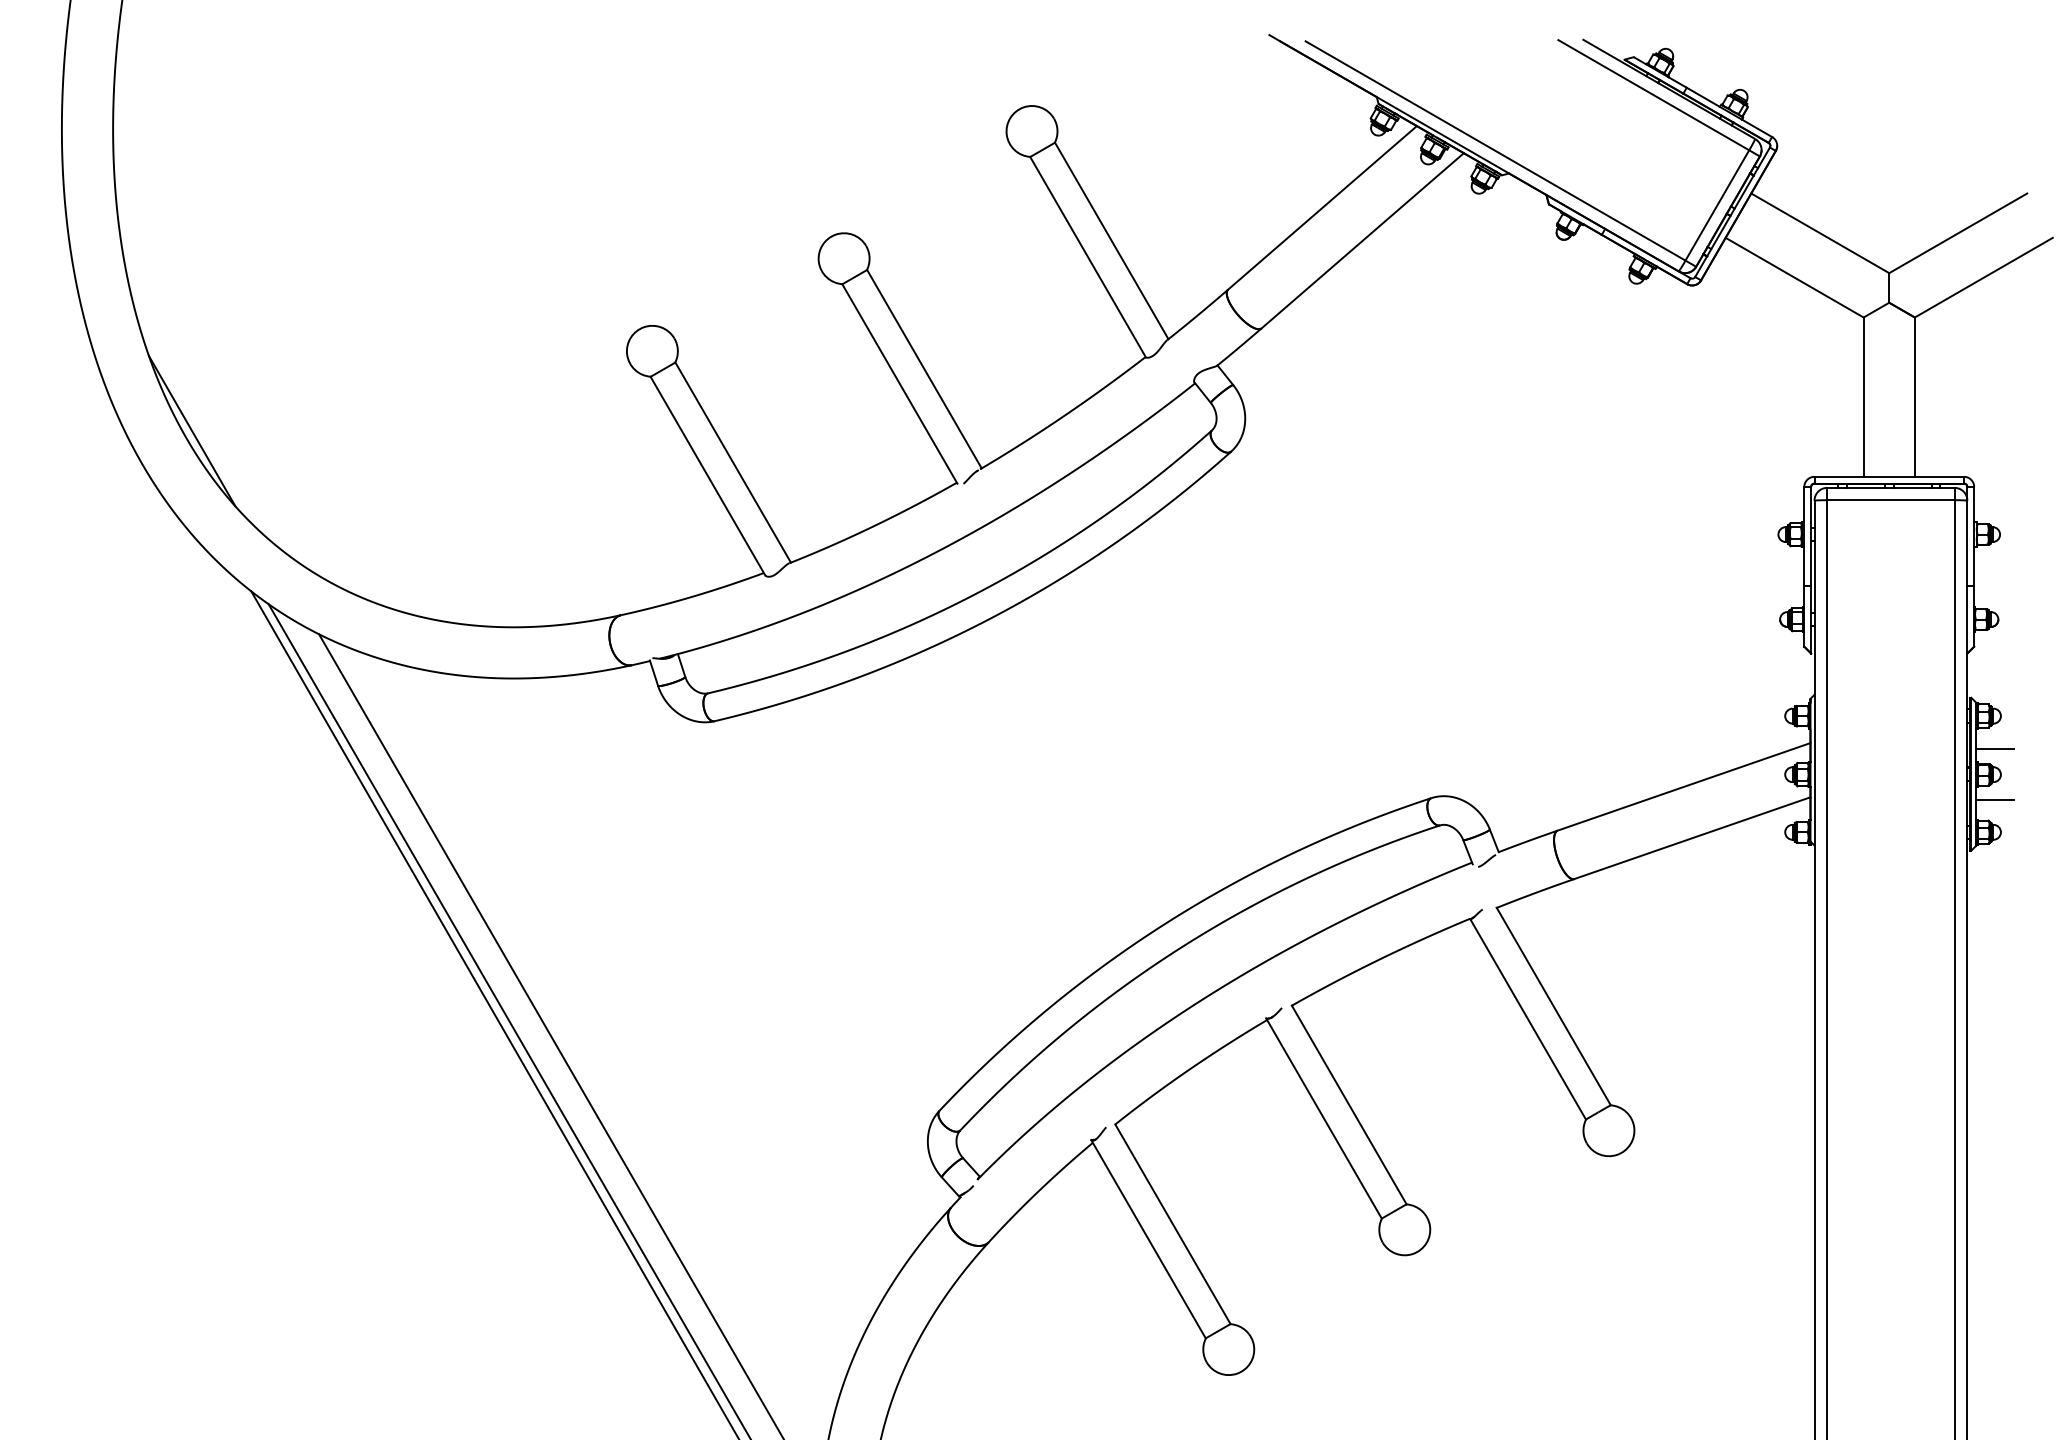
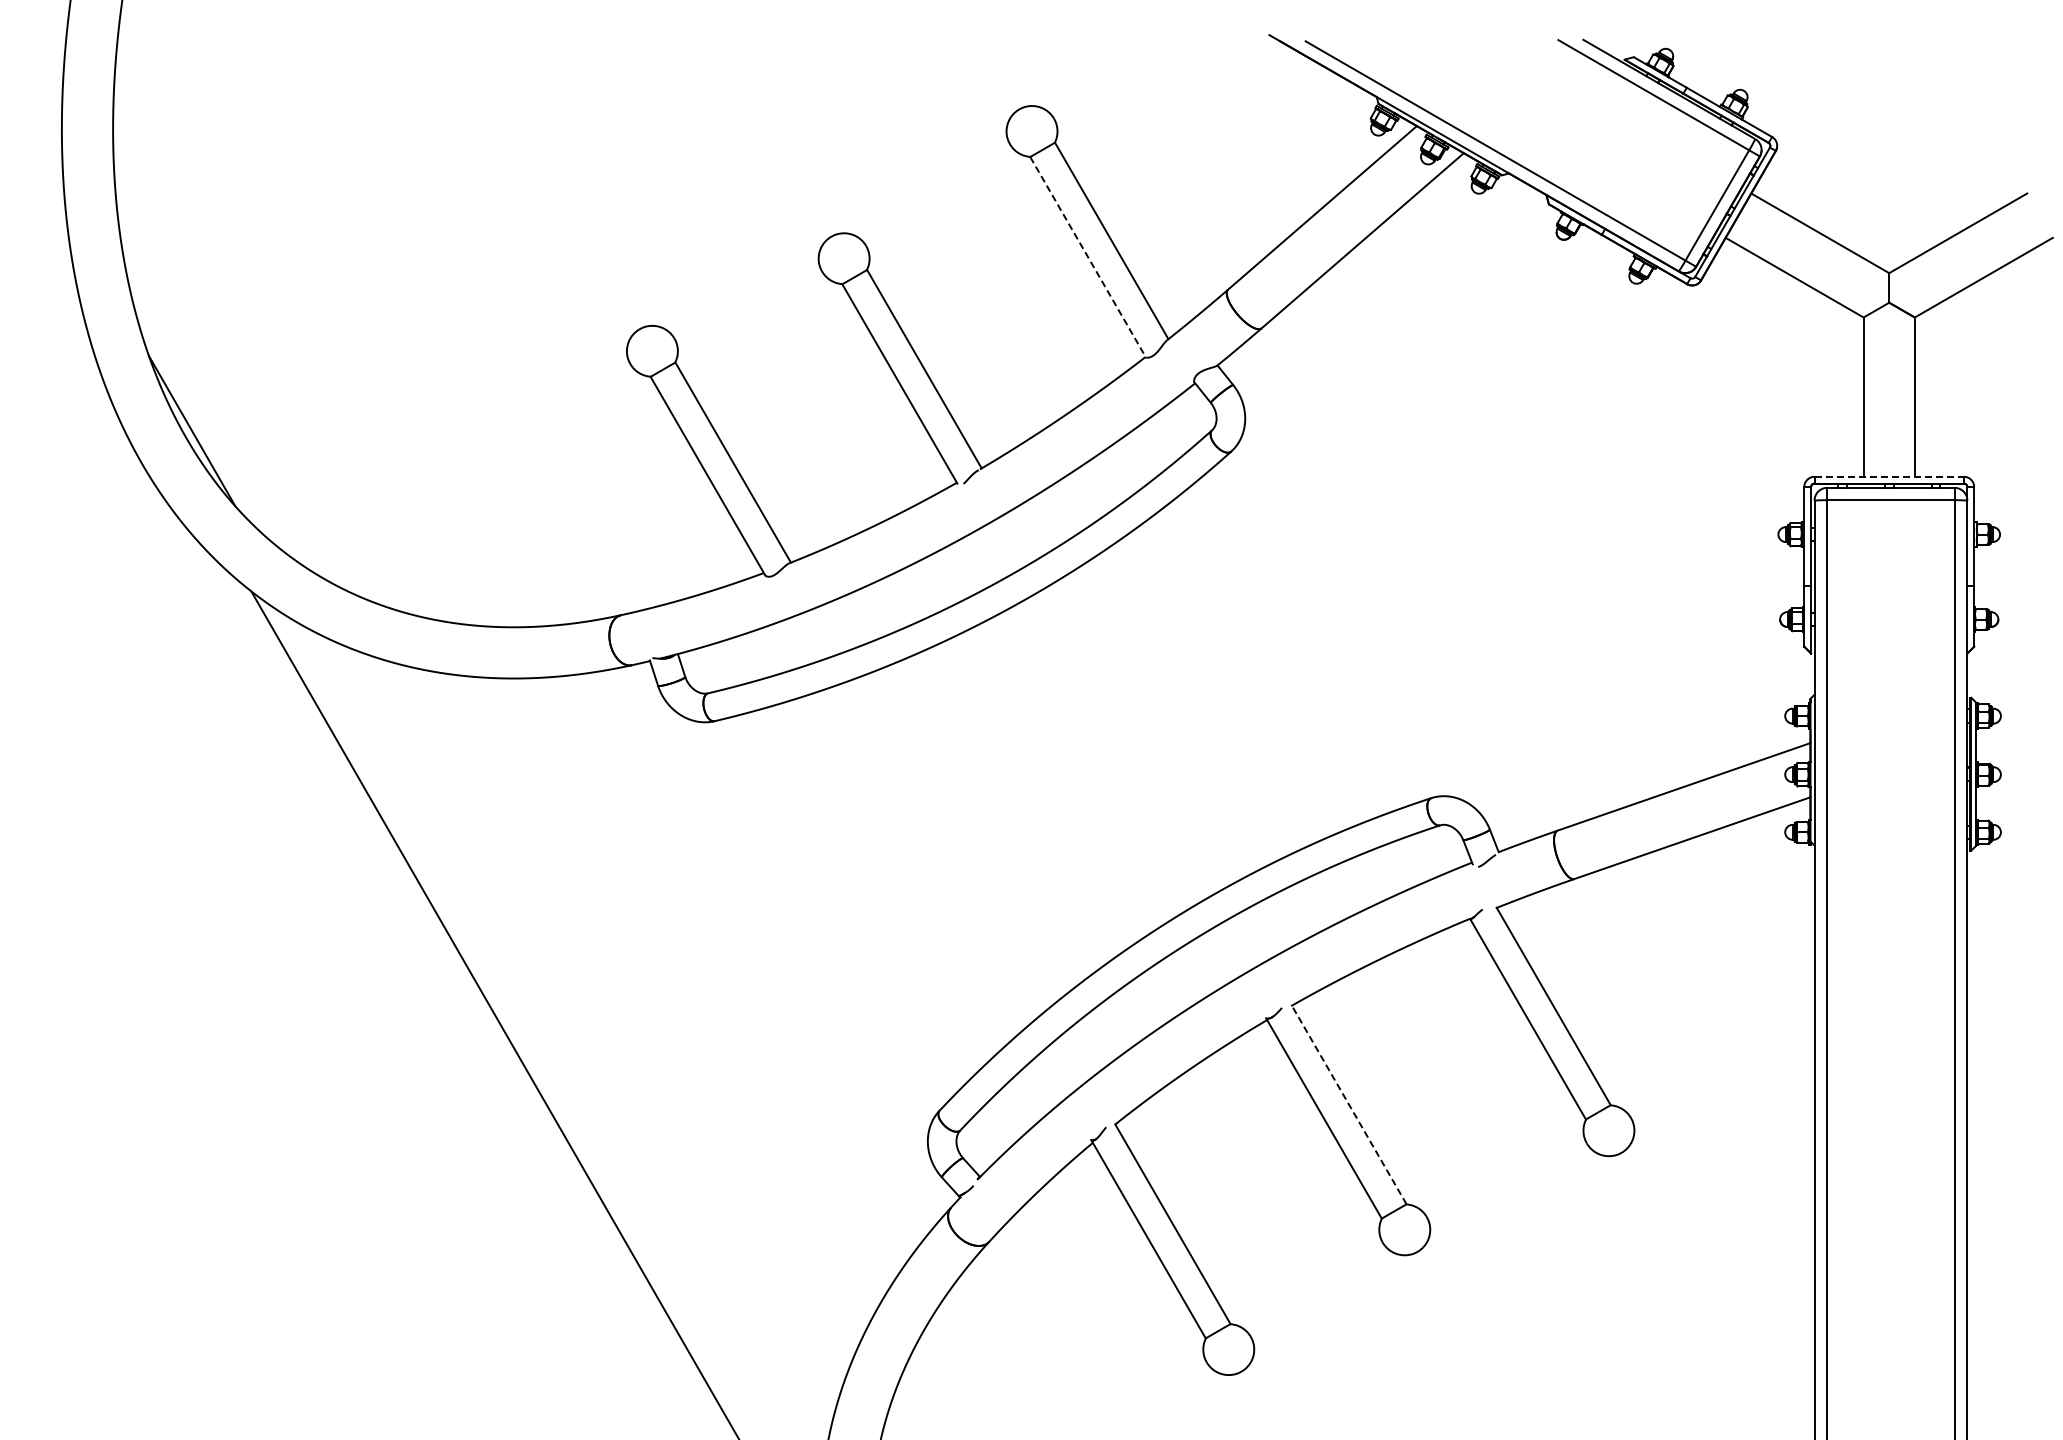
line: solid -> dashed (1088, 257)
line: solid -> dashed (1889, 476)
line: present -> none (1995, 748)
line: present -> none (1995, 799)
line: present -> none (508, 1020)
line: present -> none (550, 1035)
line: solid -> dashed (1349, 1104)
